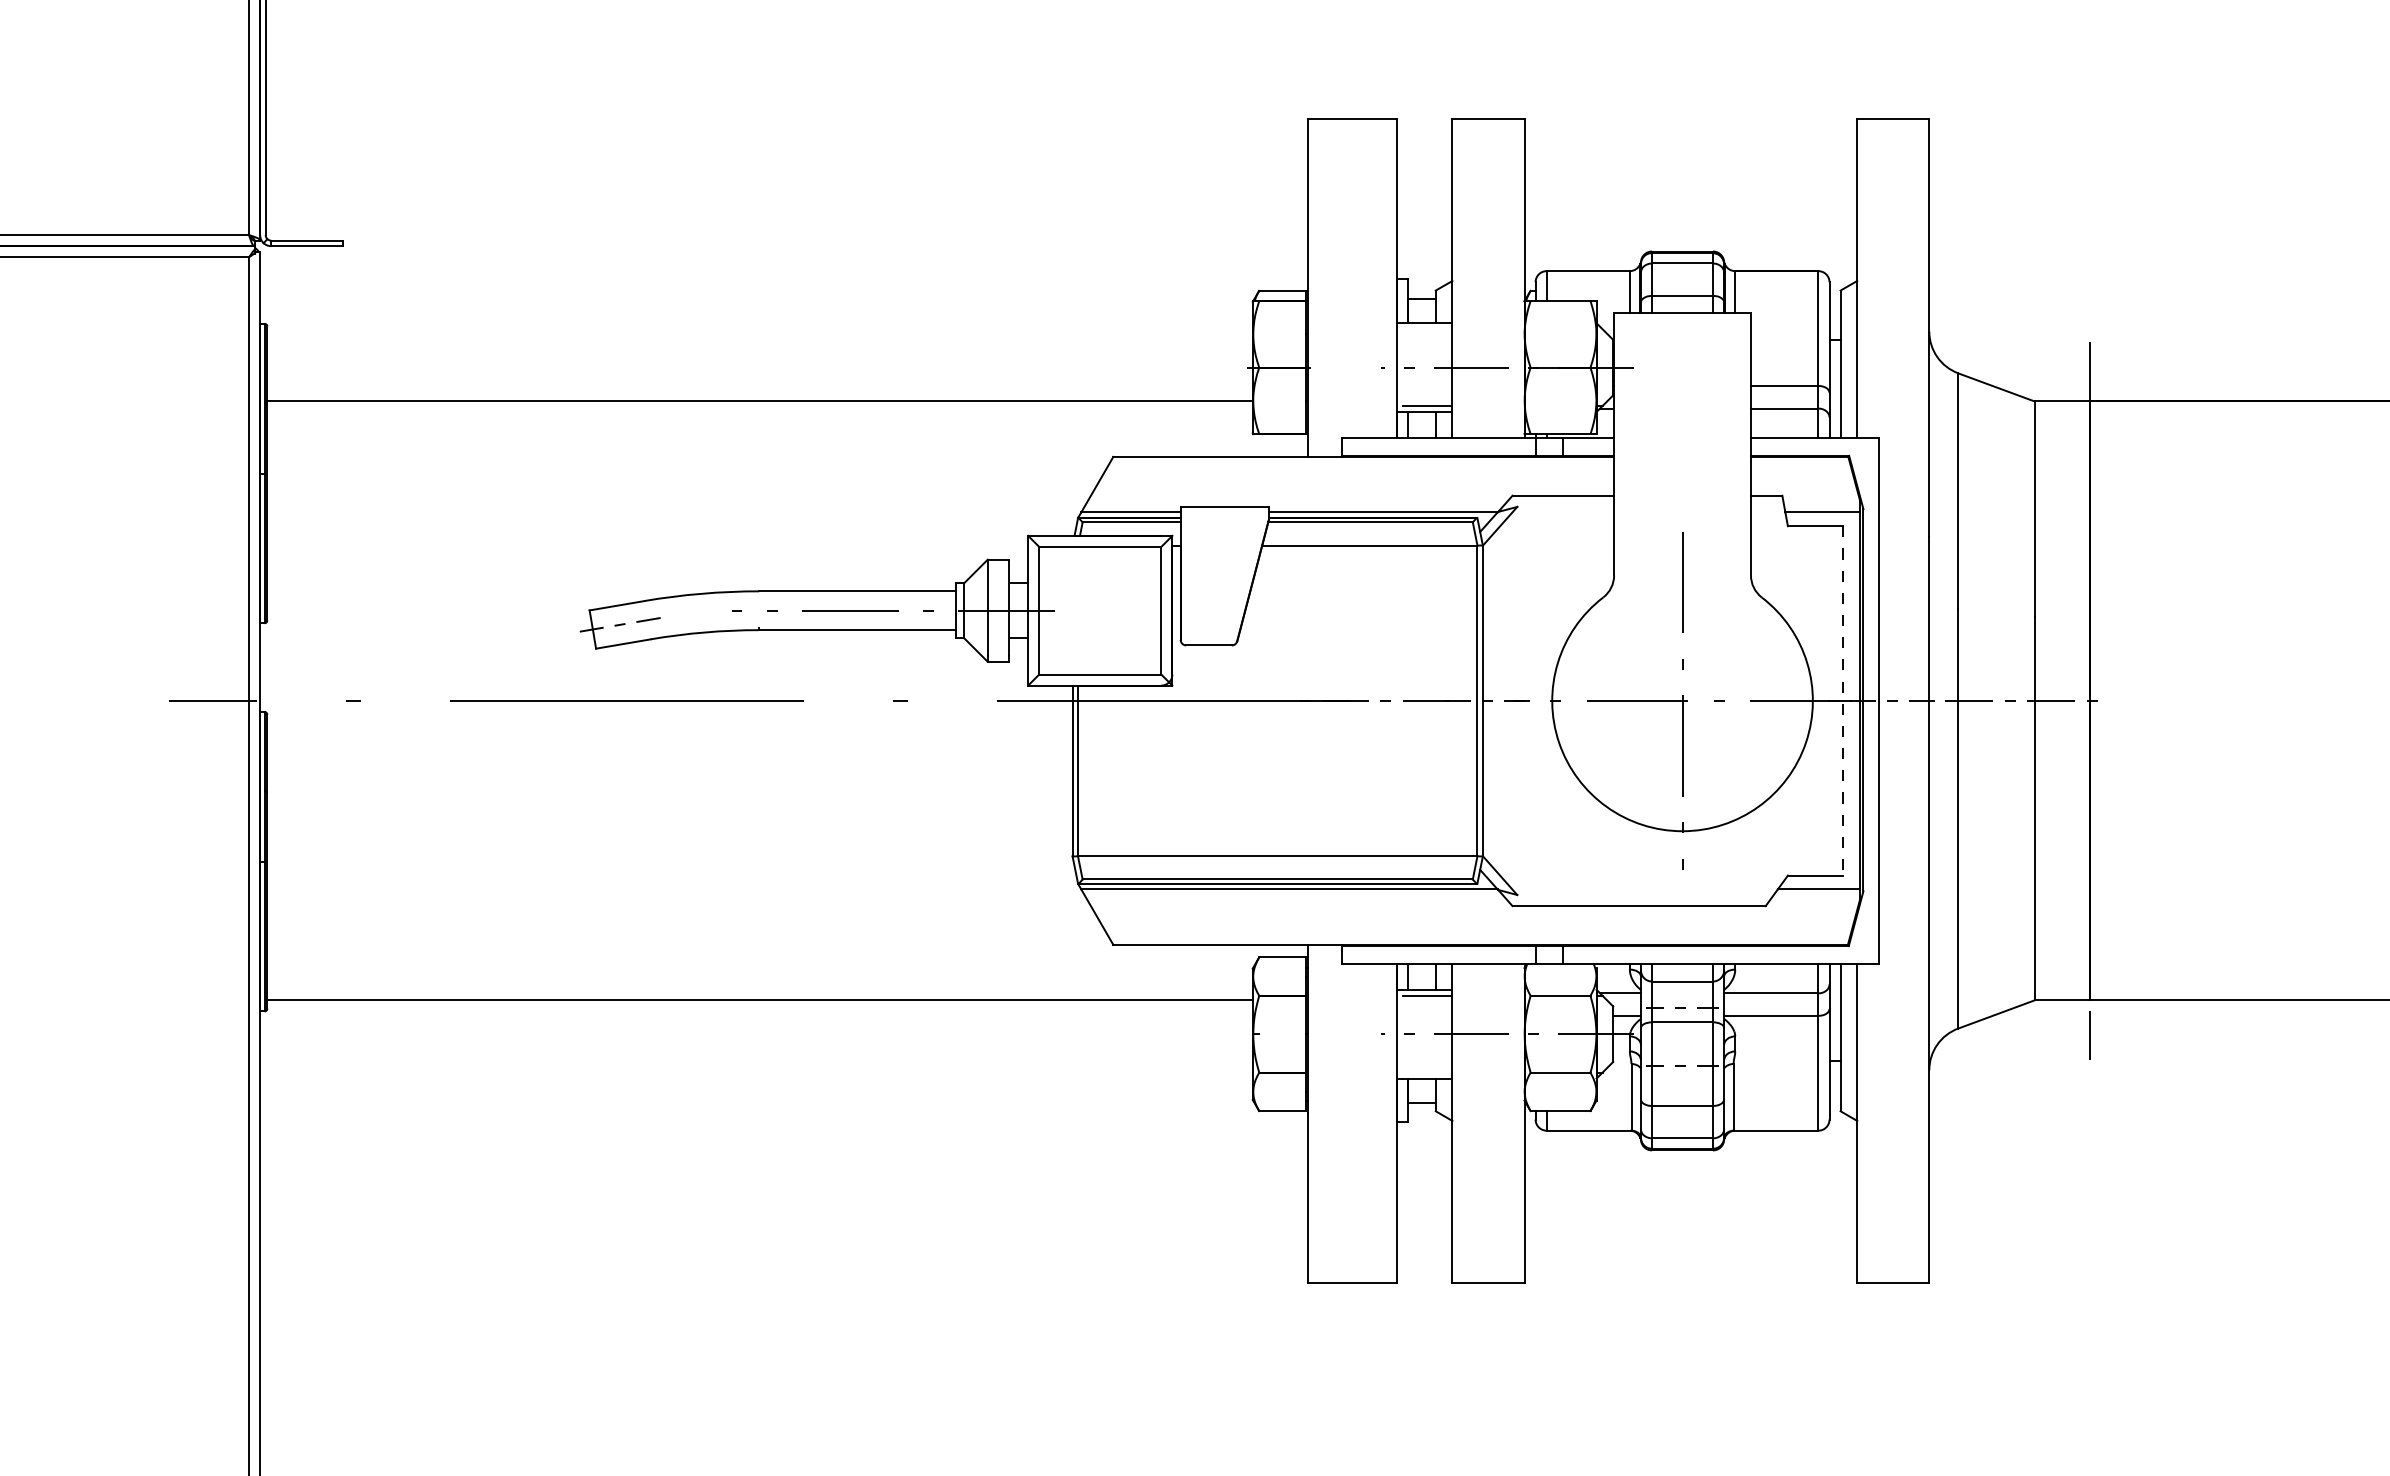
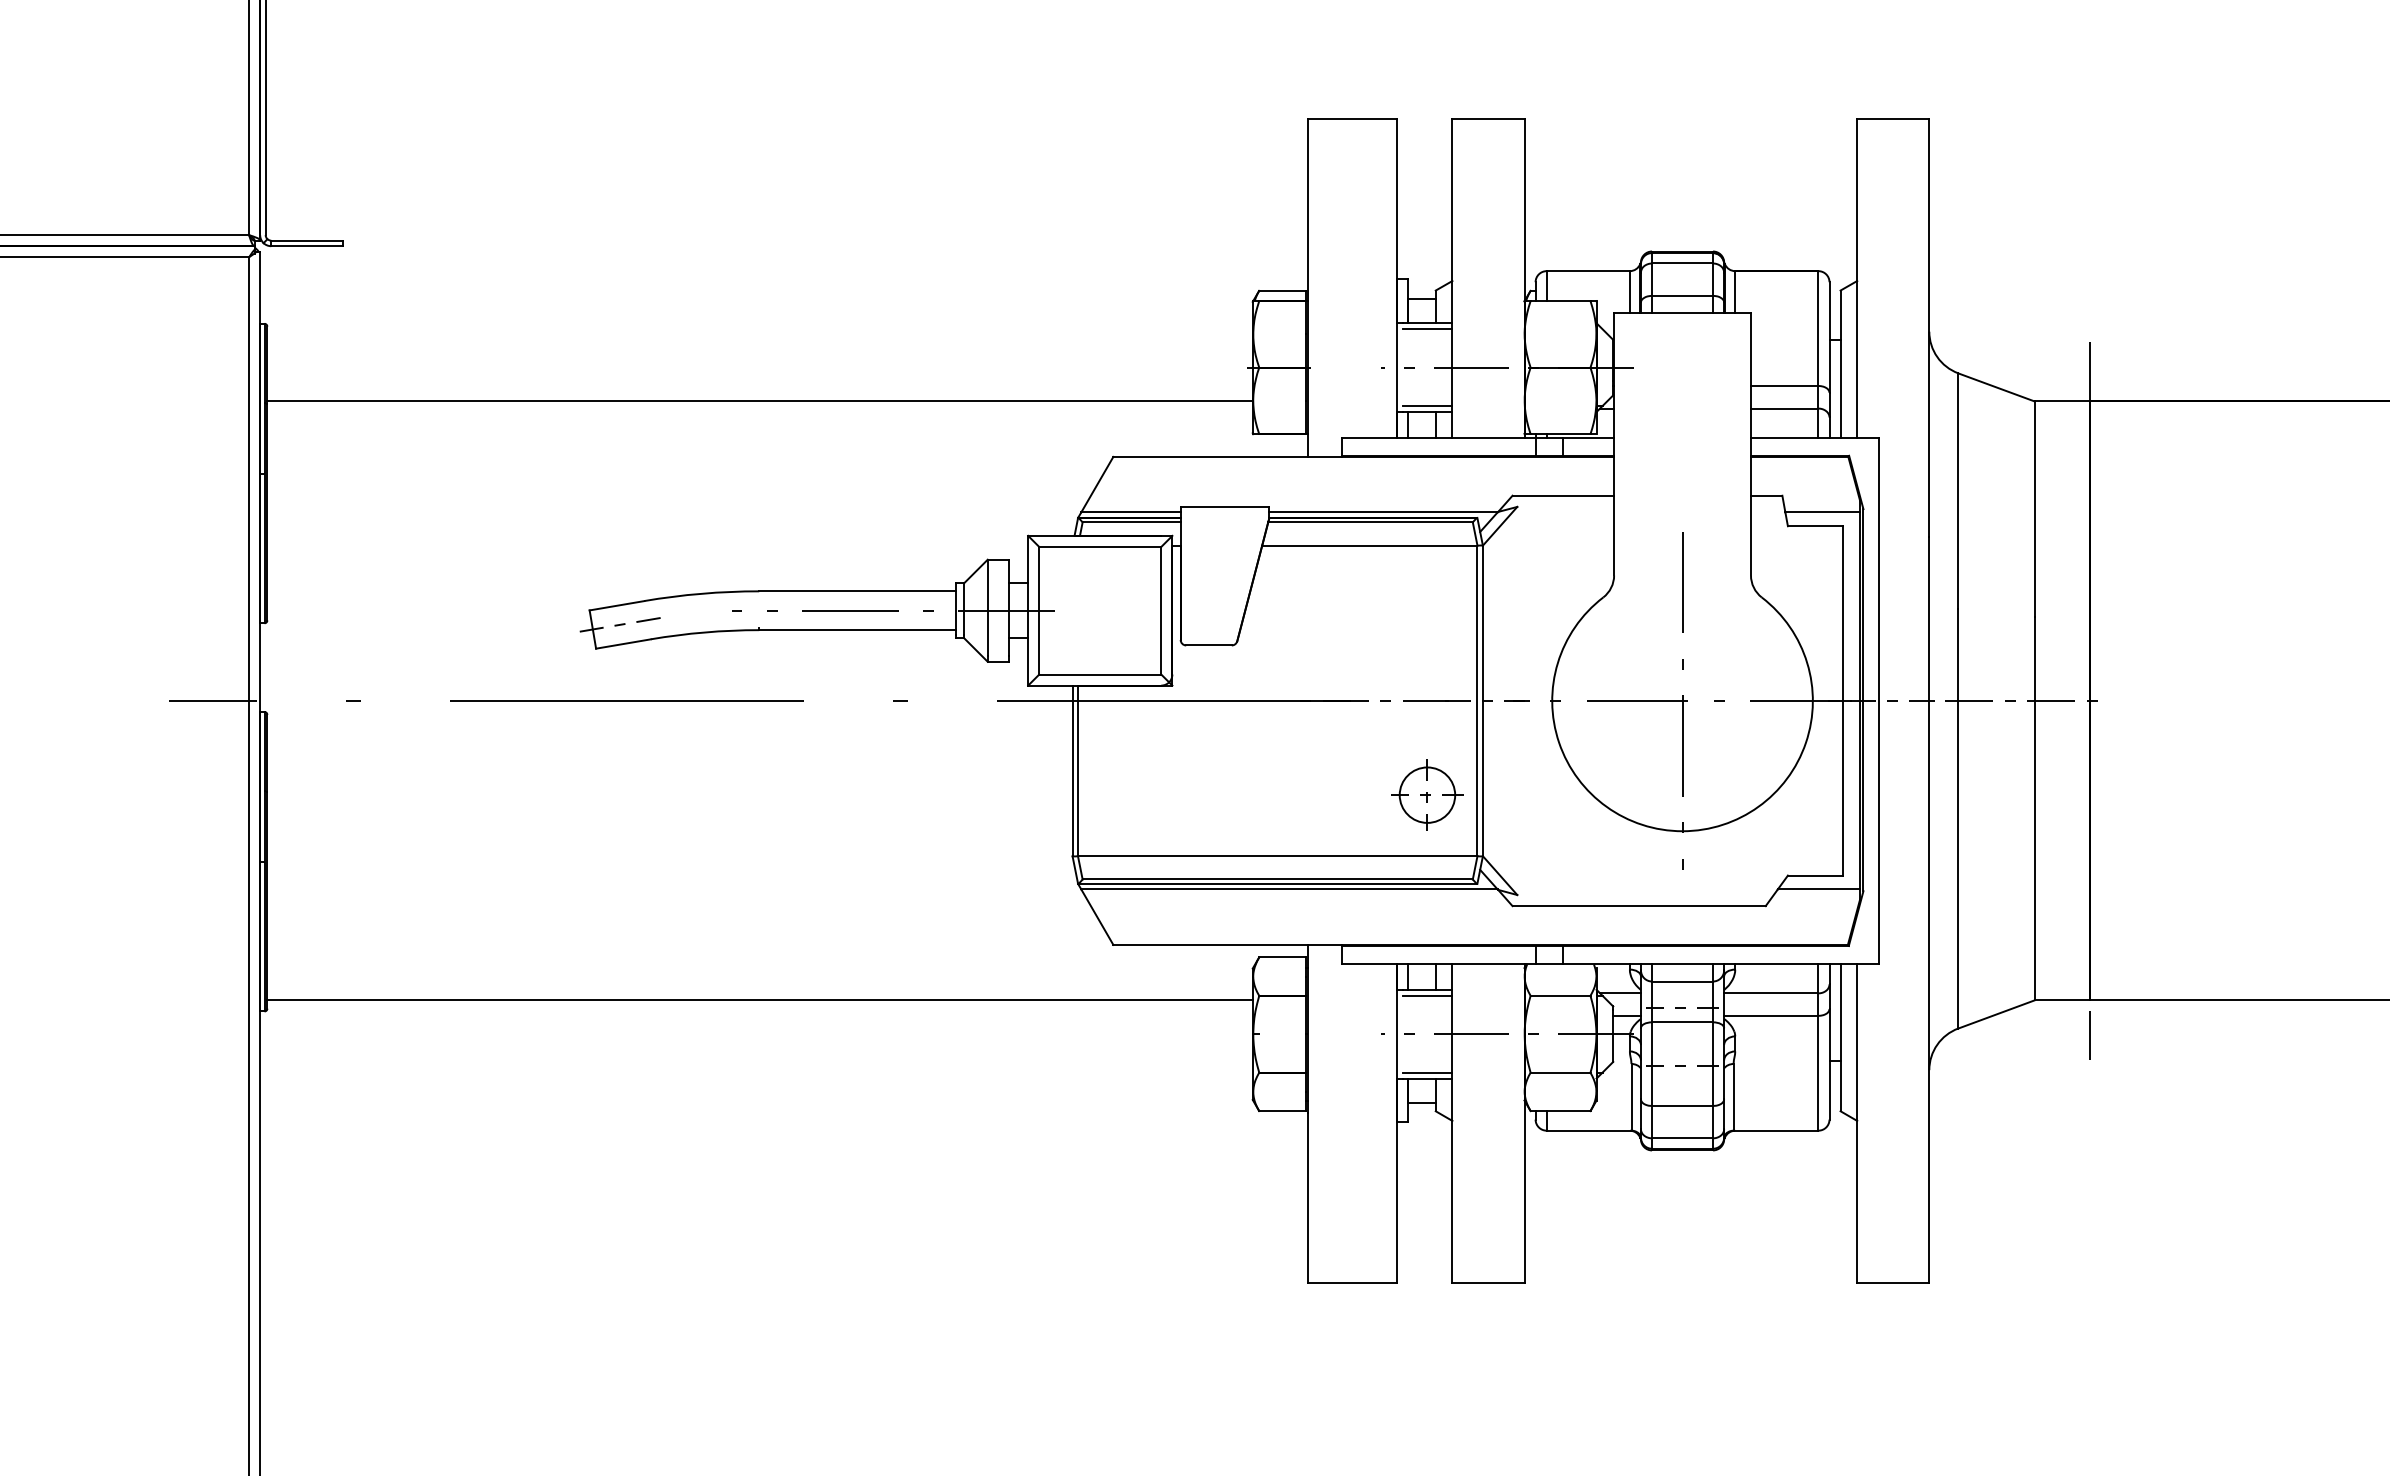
line: none -> present (1427, 329)
line: dashed -> solid (1843, 700)
part: none -> present (1427, 794)
line: none -> present (1427, 1072)
